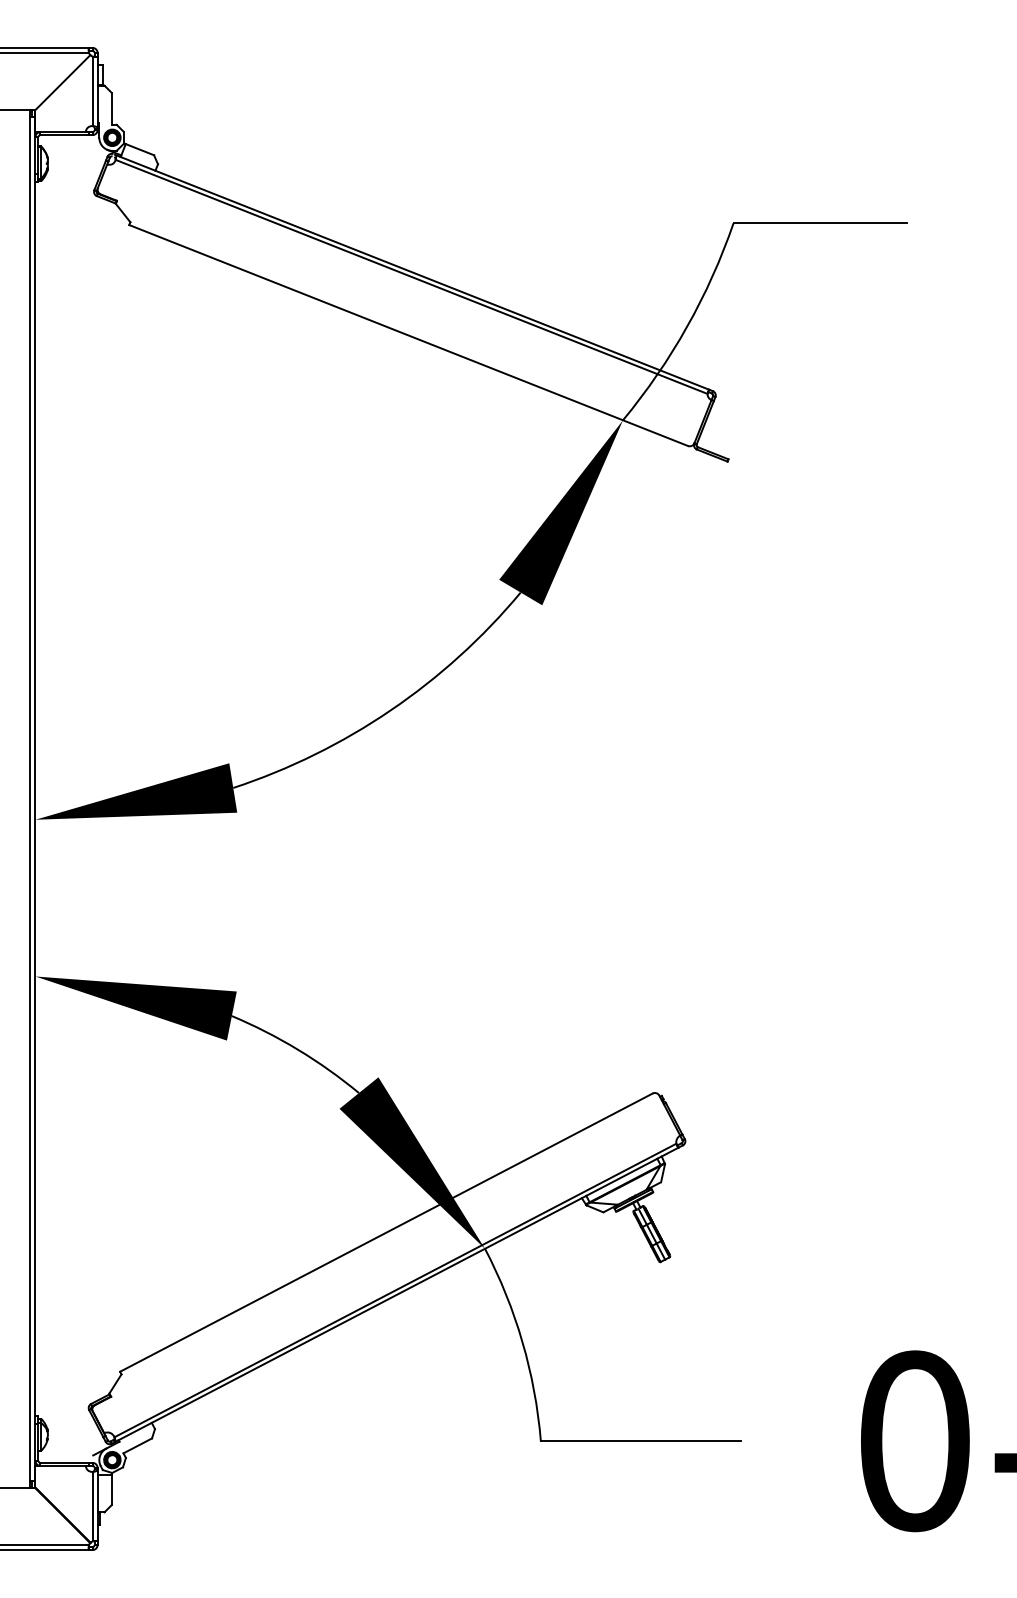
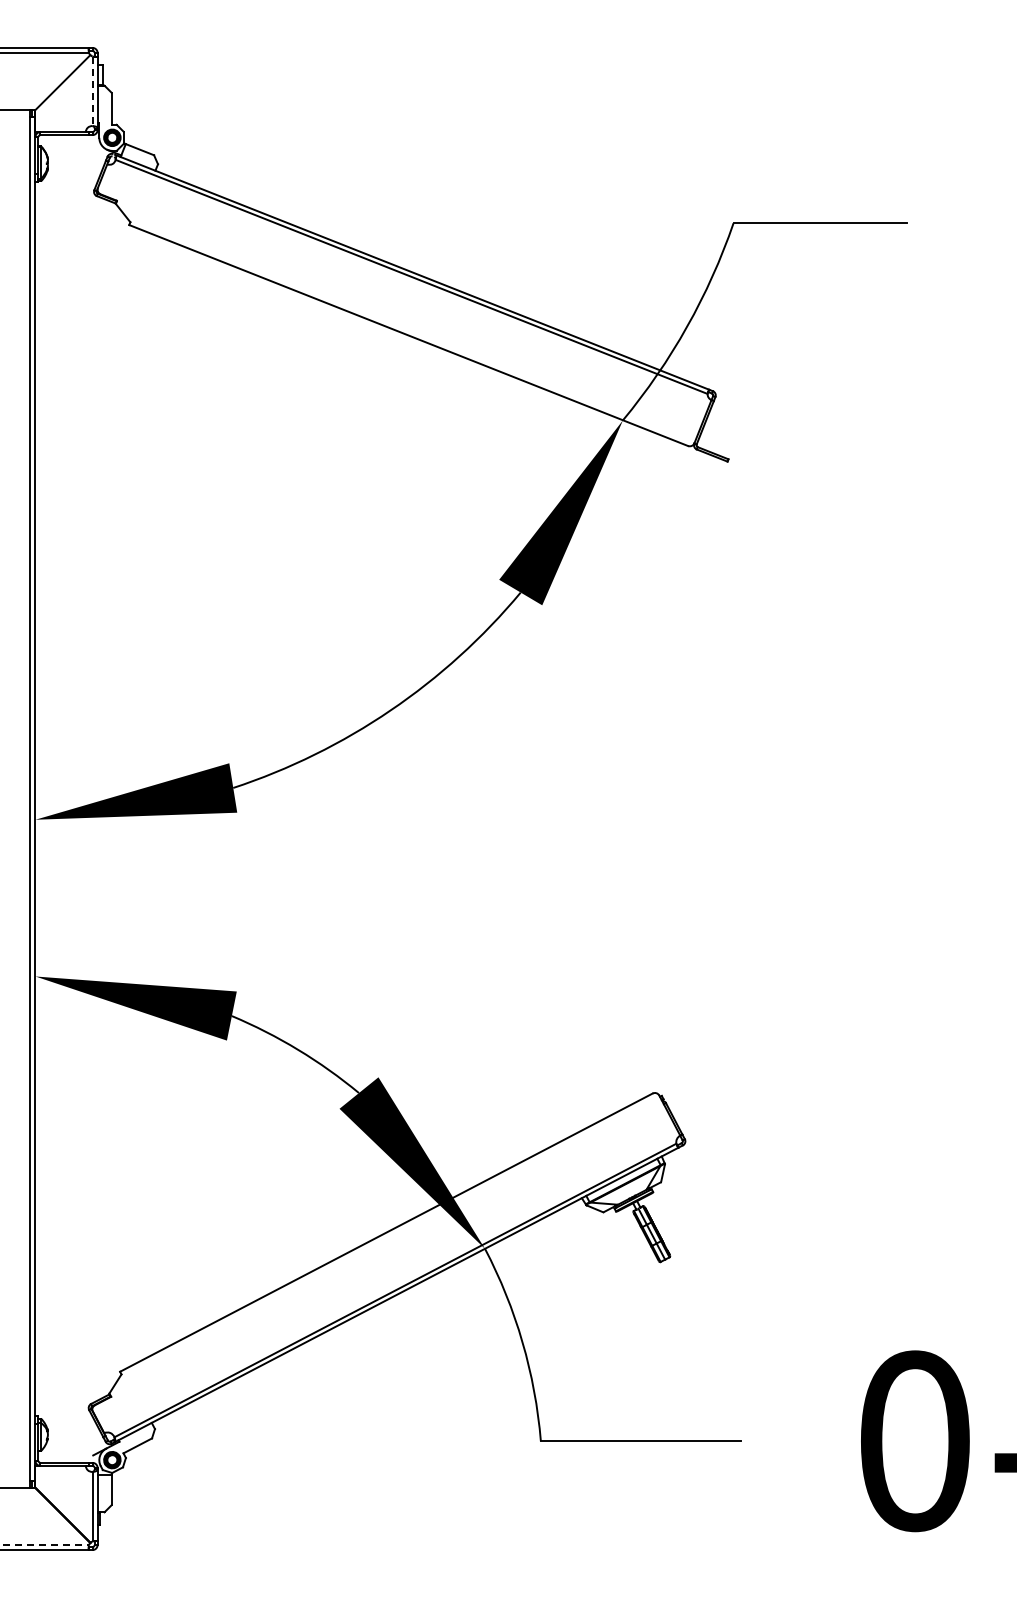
line: solid -> dashed (92, 91)
line: solid -> dashed (45, 1545)
